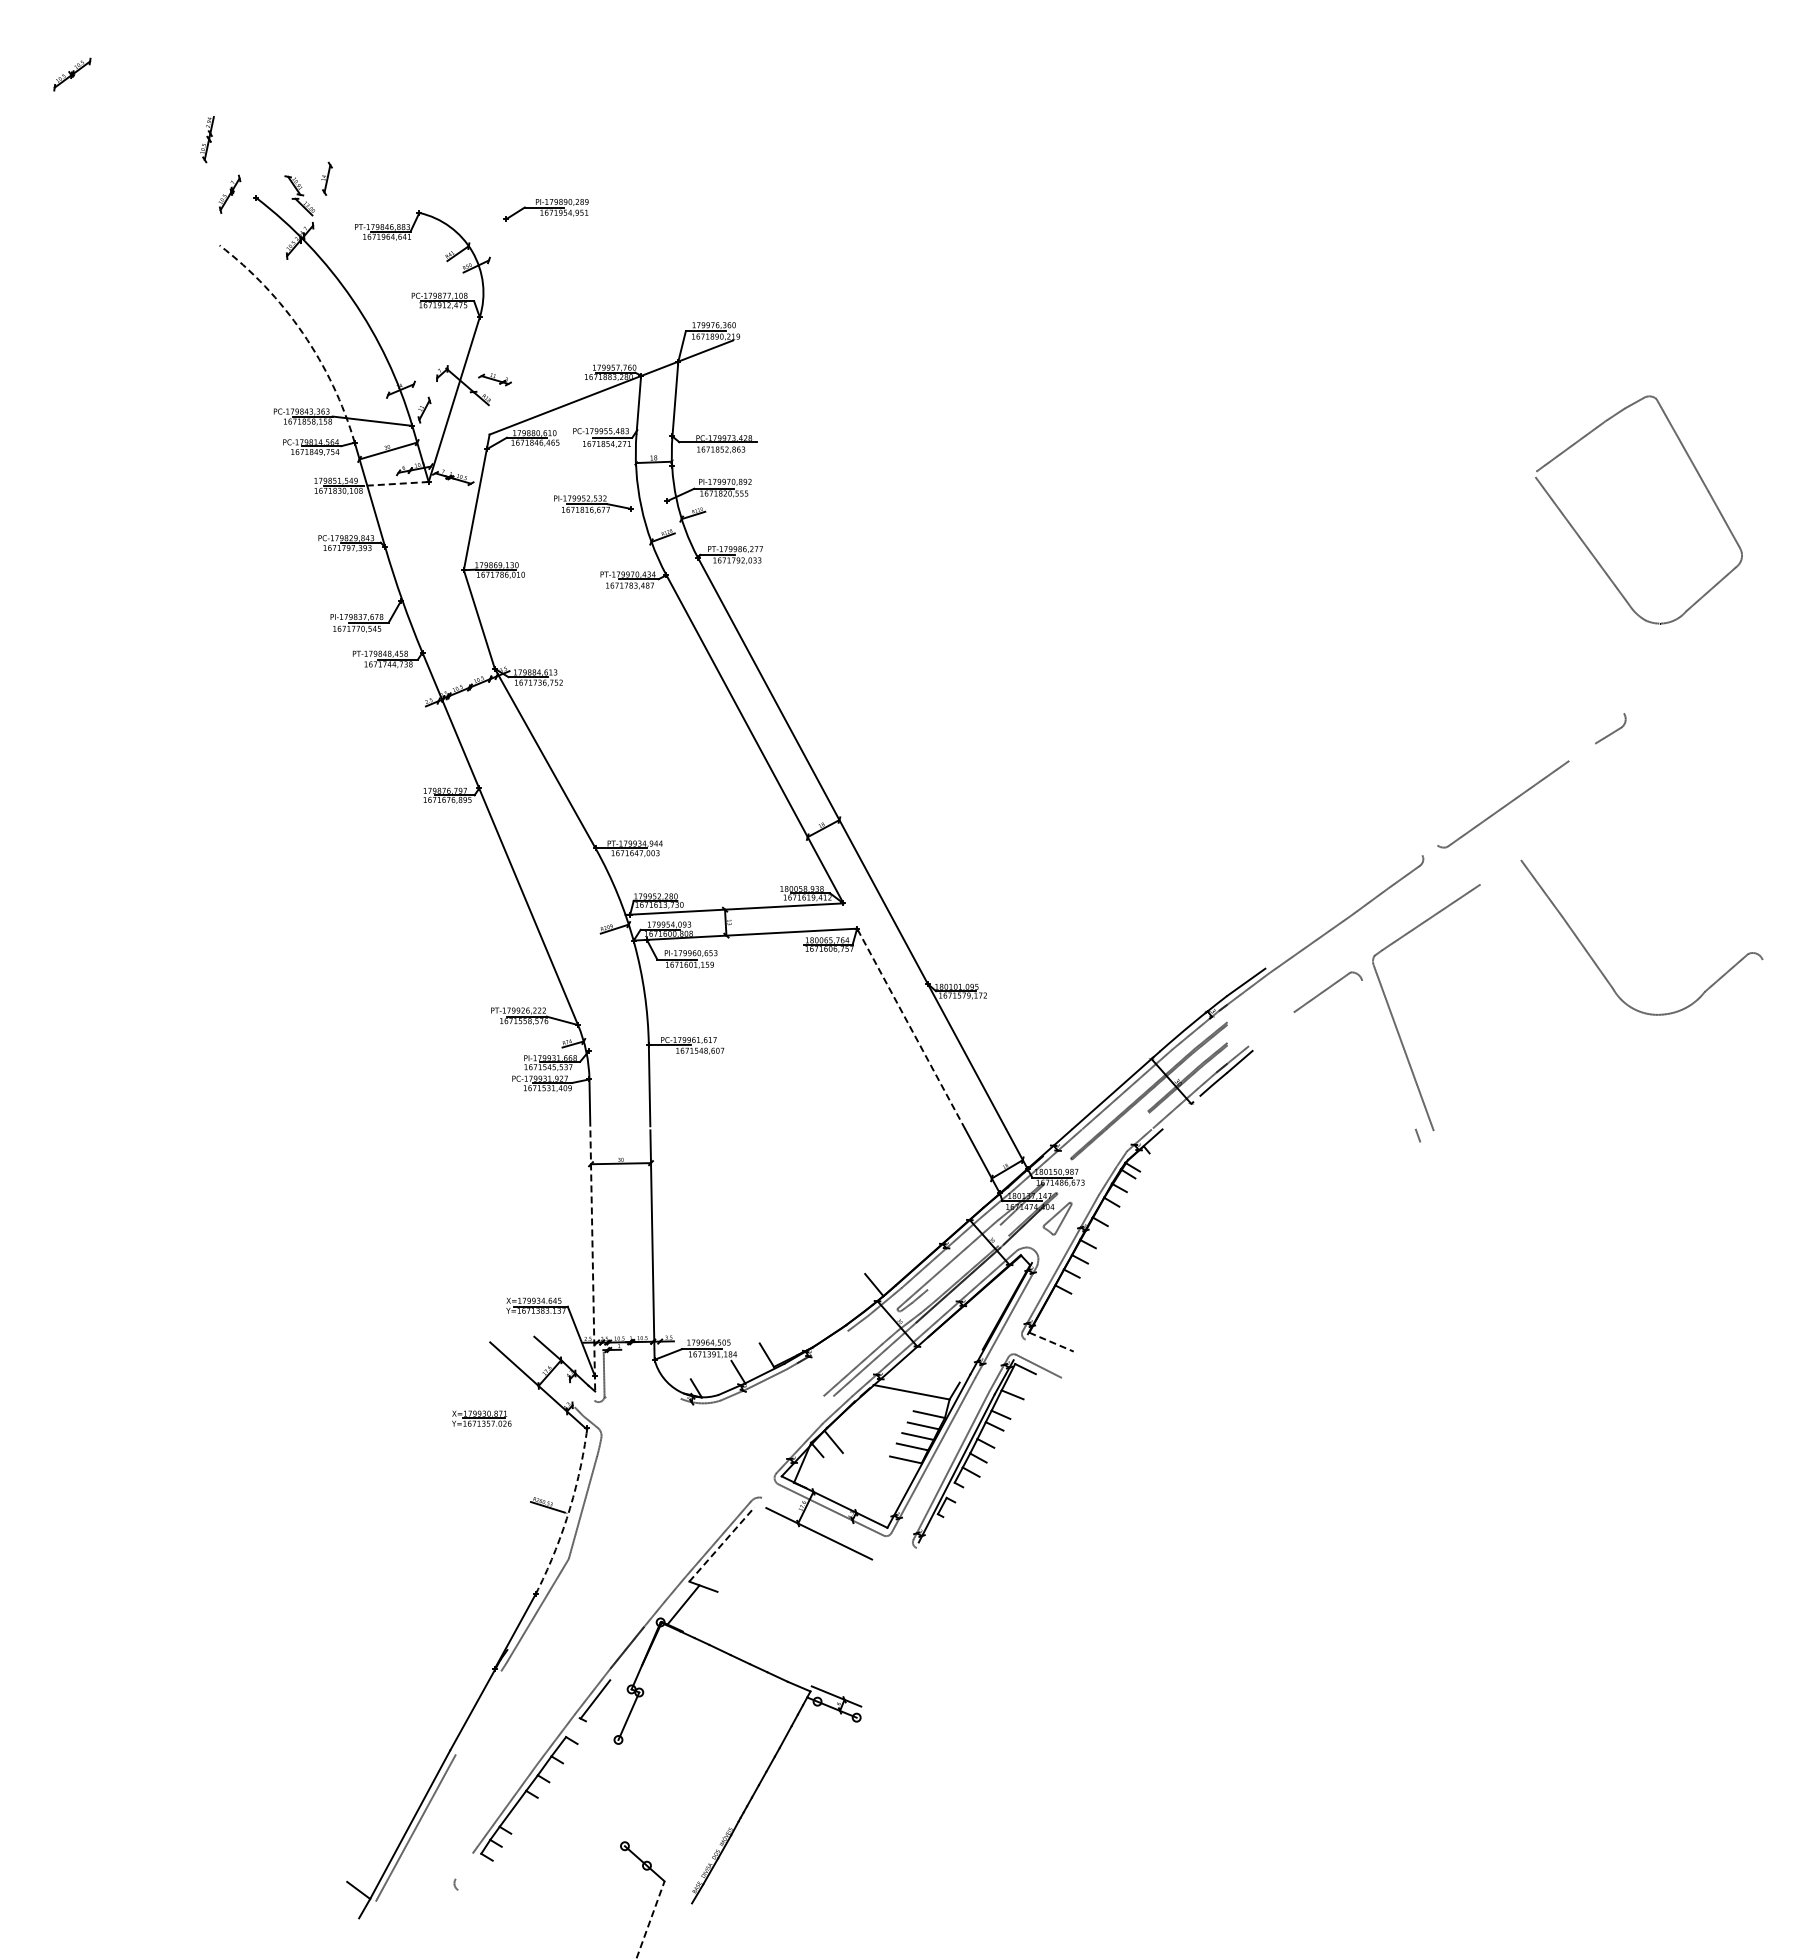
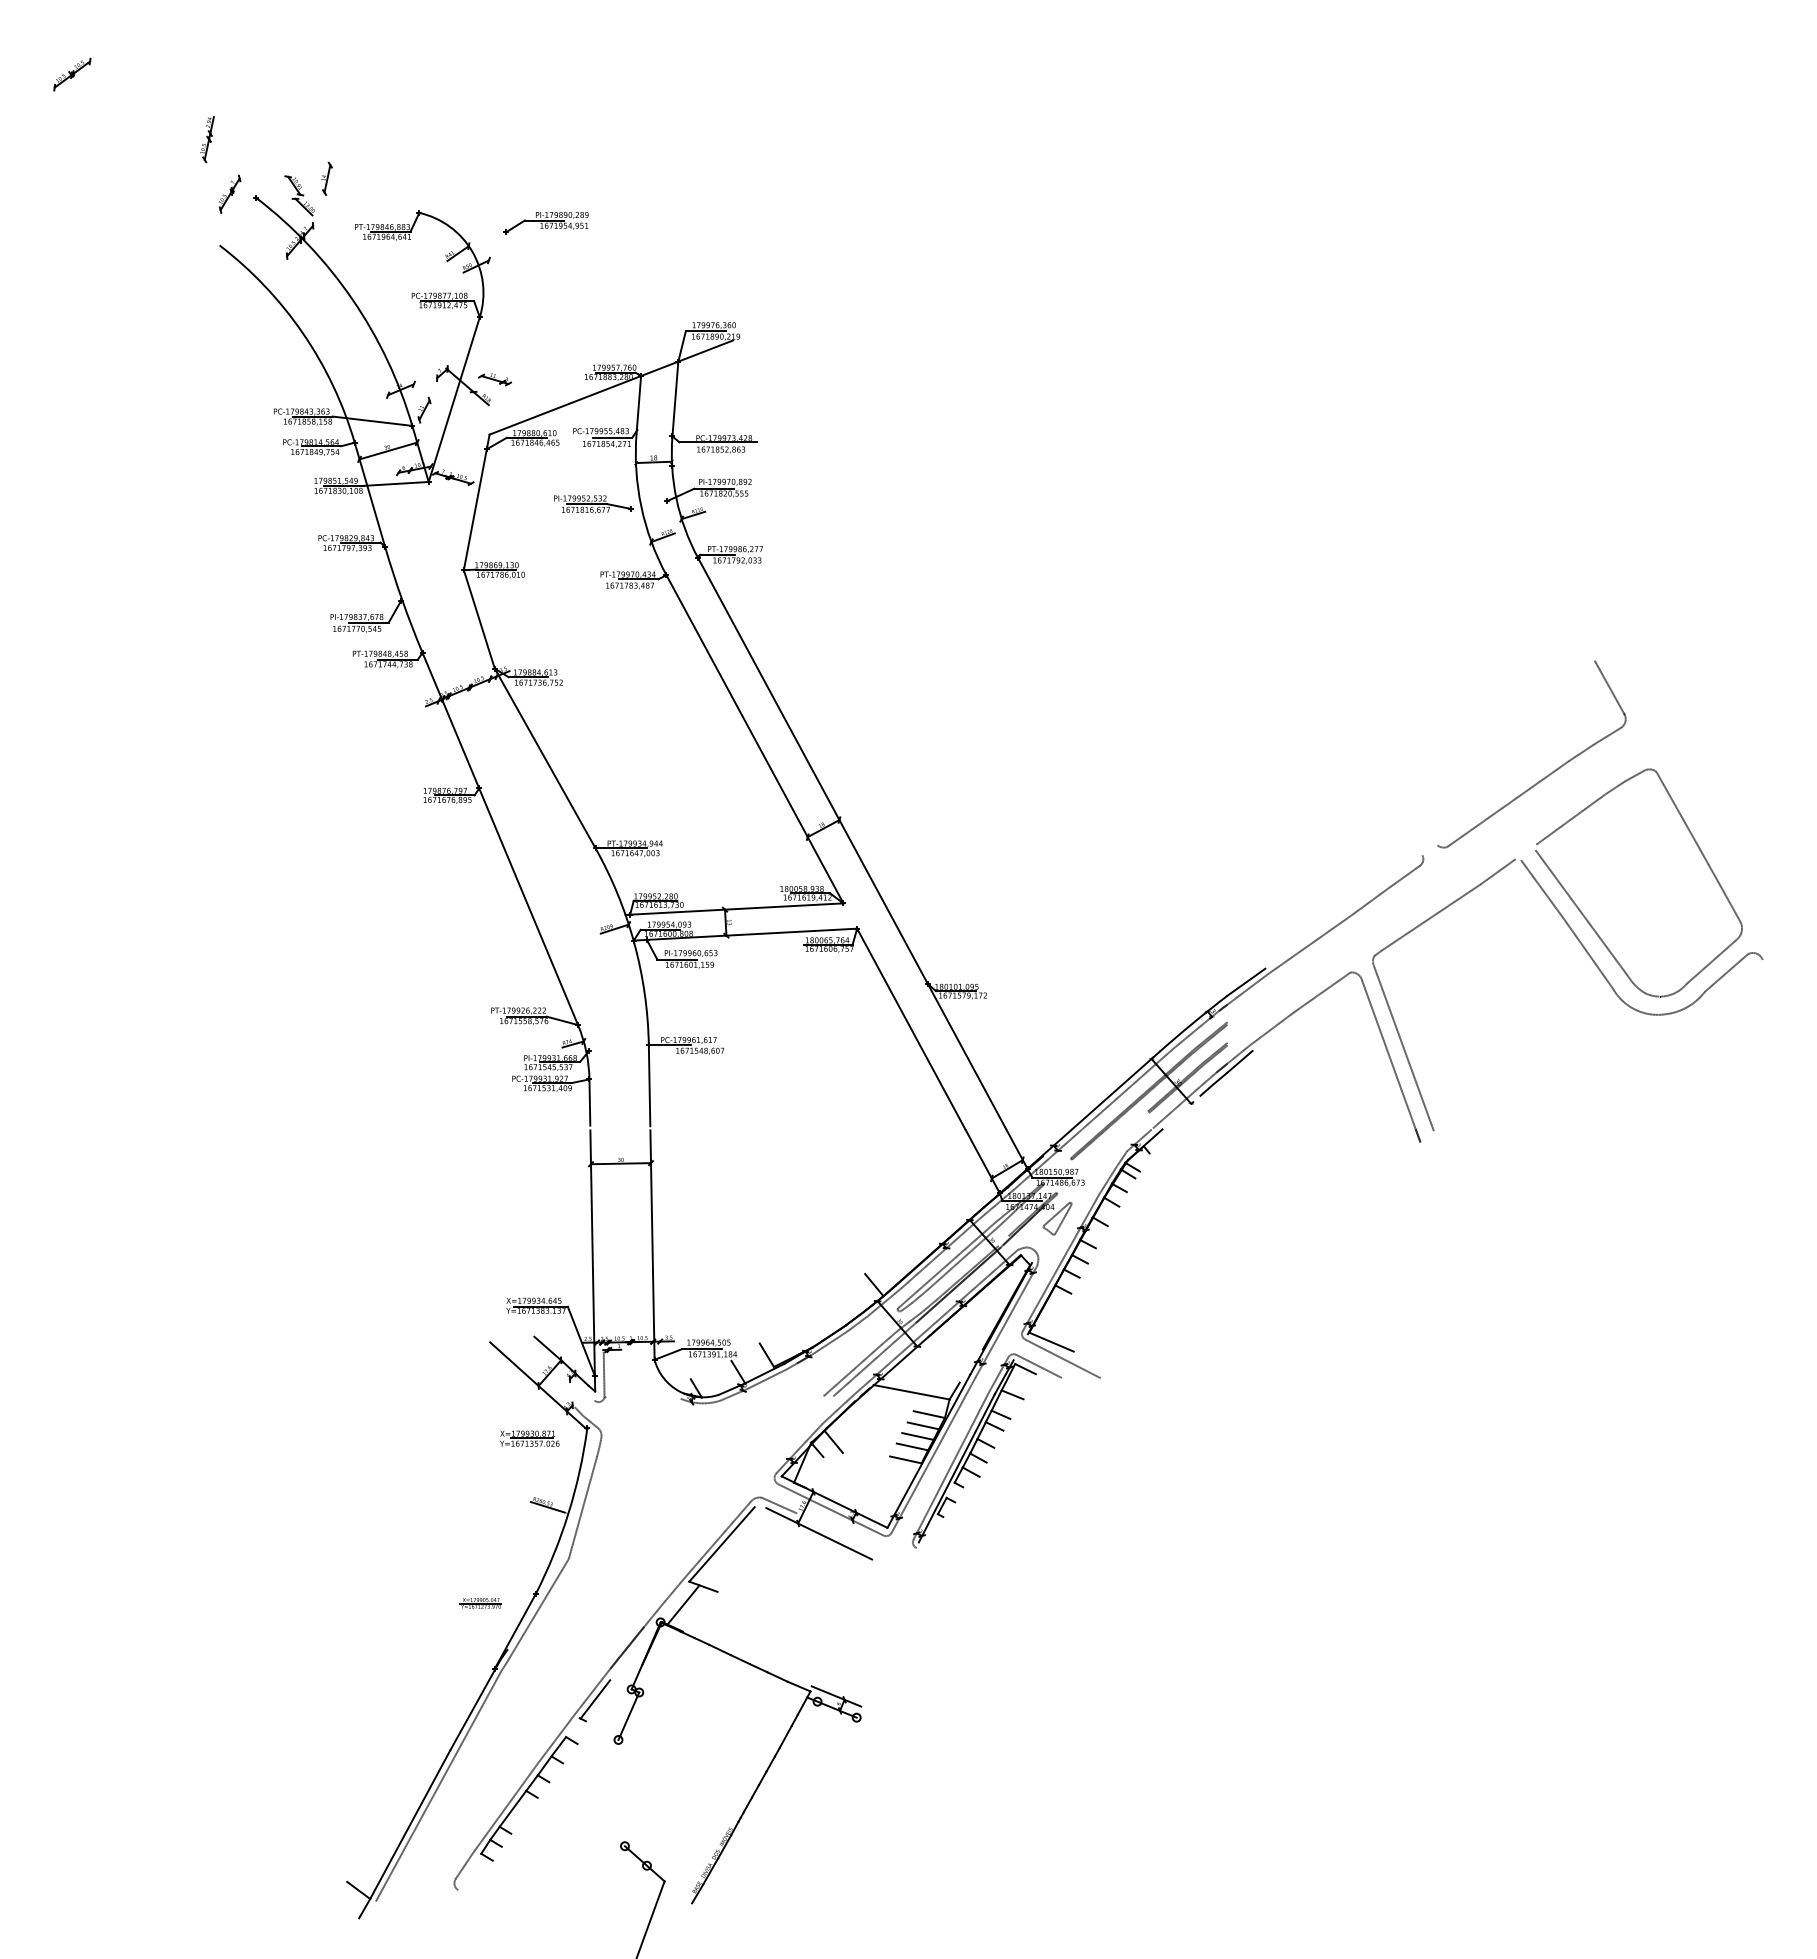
part position: (545, 210) -> (545, 223) (545, 223)
arc: dashed -> solid (302, 333)
line: dashed -> solid (395, 483)
part position: (1586, 544) -> (1586, 917) (1586, 917)
line: none -> present (1609, 687)
line: none -> present (1582, 752)
line: none -> present (1497, 871)
line: dashed -> solid (911, 1028)
line: none -> present (1270, 1029)
line: none -> present (1391, 1061)
line: none -> present (963, 1257)
line: dashed -> solid (592, 1260)
line: dashed -> solid (1051, 1342)
line: none -> present (829, 1343)
line: none -> present (1062, 1358)
part position: (481, 1418) -> (529, 1438) (529, 1438)
line: none -> present (779, 1505)
arc: dashed -> solid (568, 1513)
line: dashed -> solid (722, 1544)
part: none -> present (480, 1603)
line: none -> present (478, 1712)
line: none -> present (463, 1865)
line: dashed -> solid (650, 1919)
